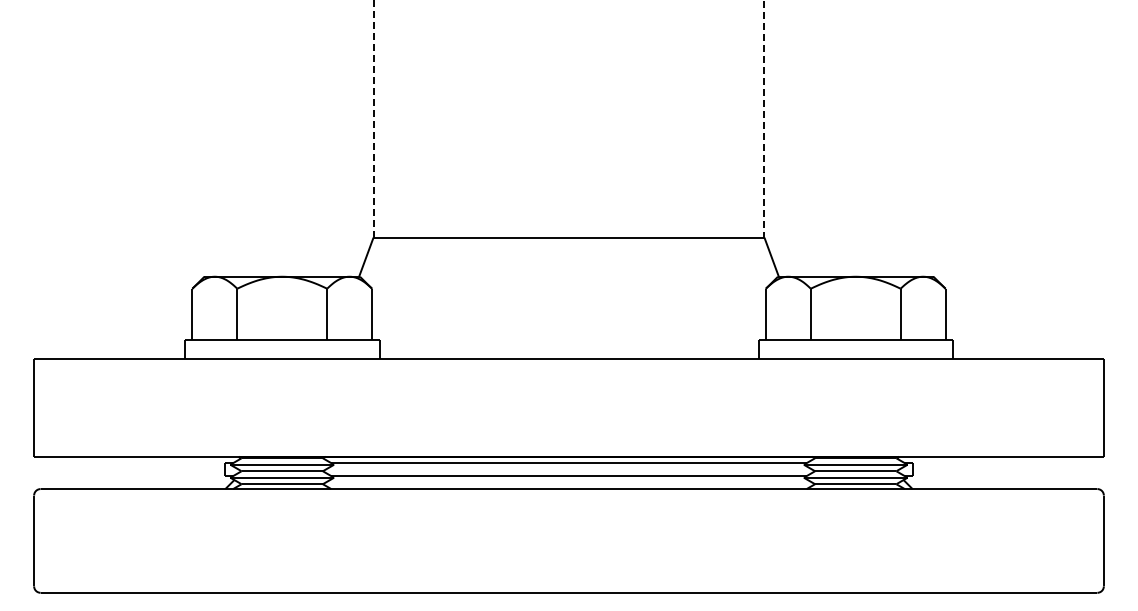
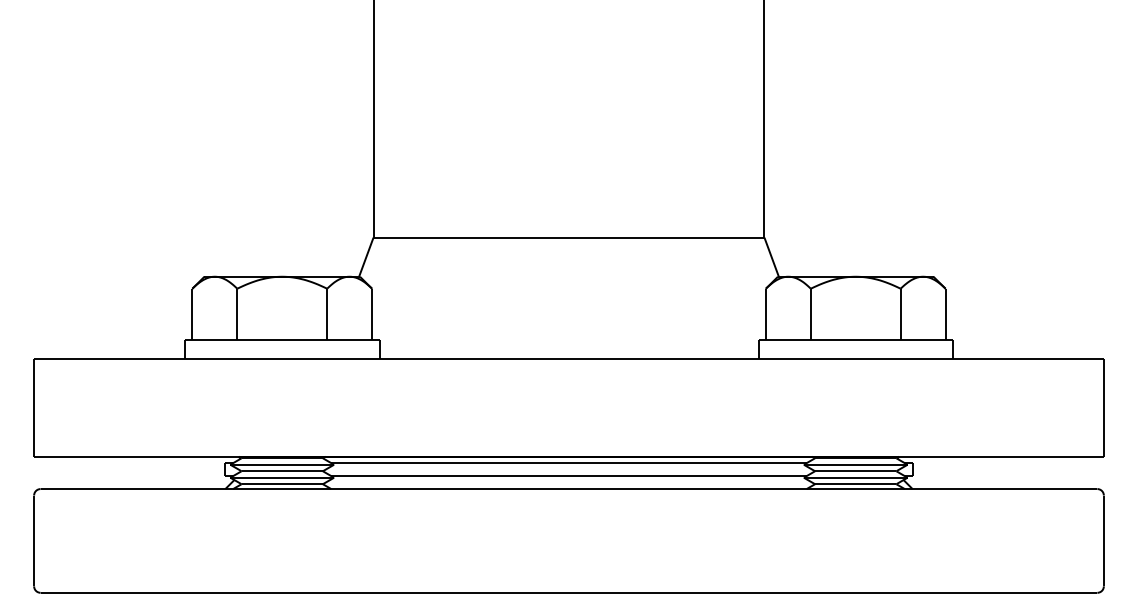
line: dashed -> solid (373, 118)
line: dashed -> solid (764, 119)
